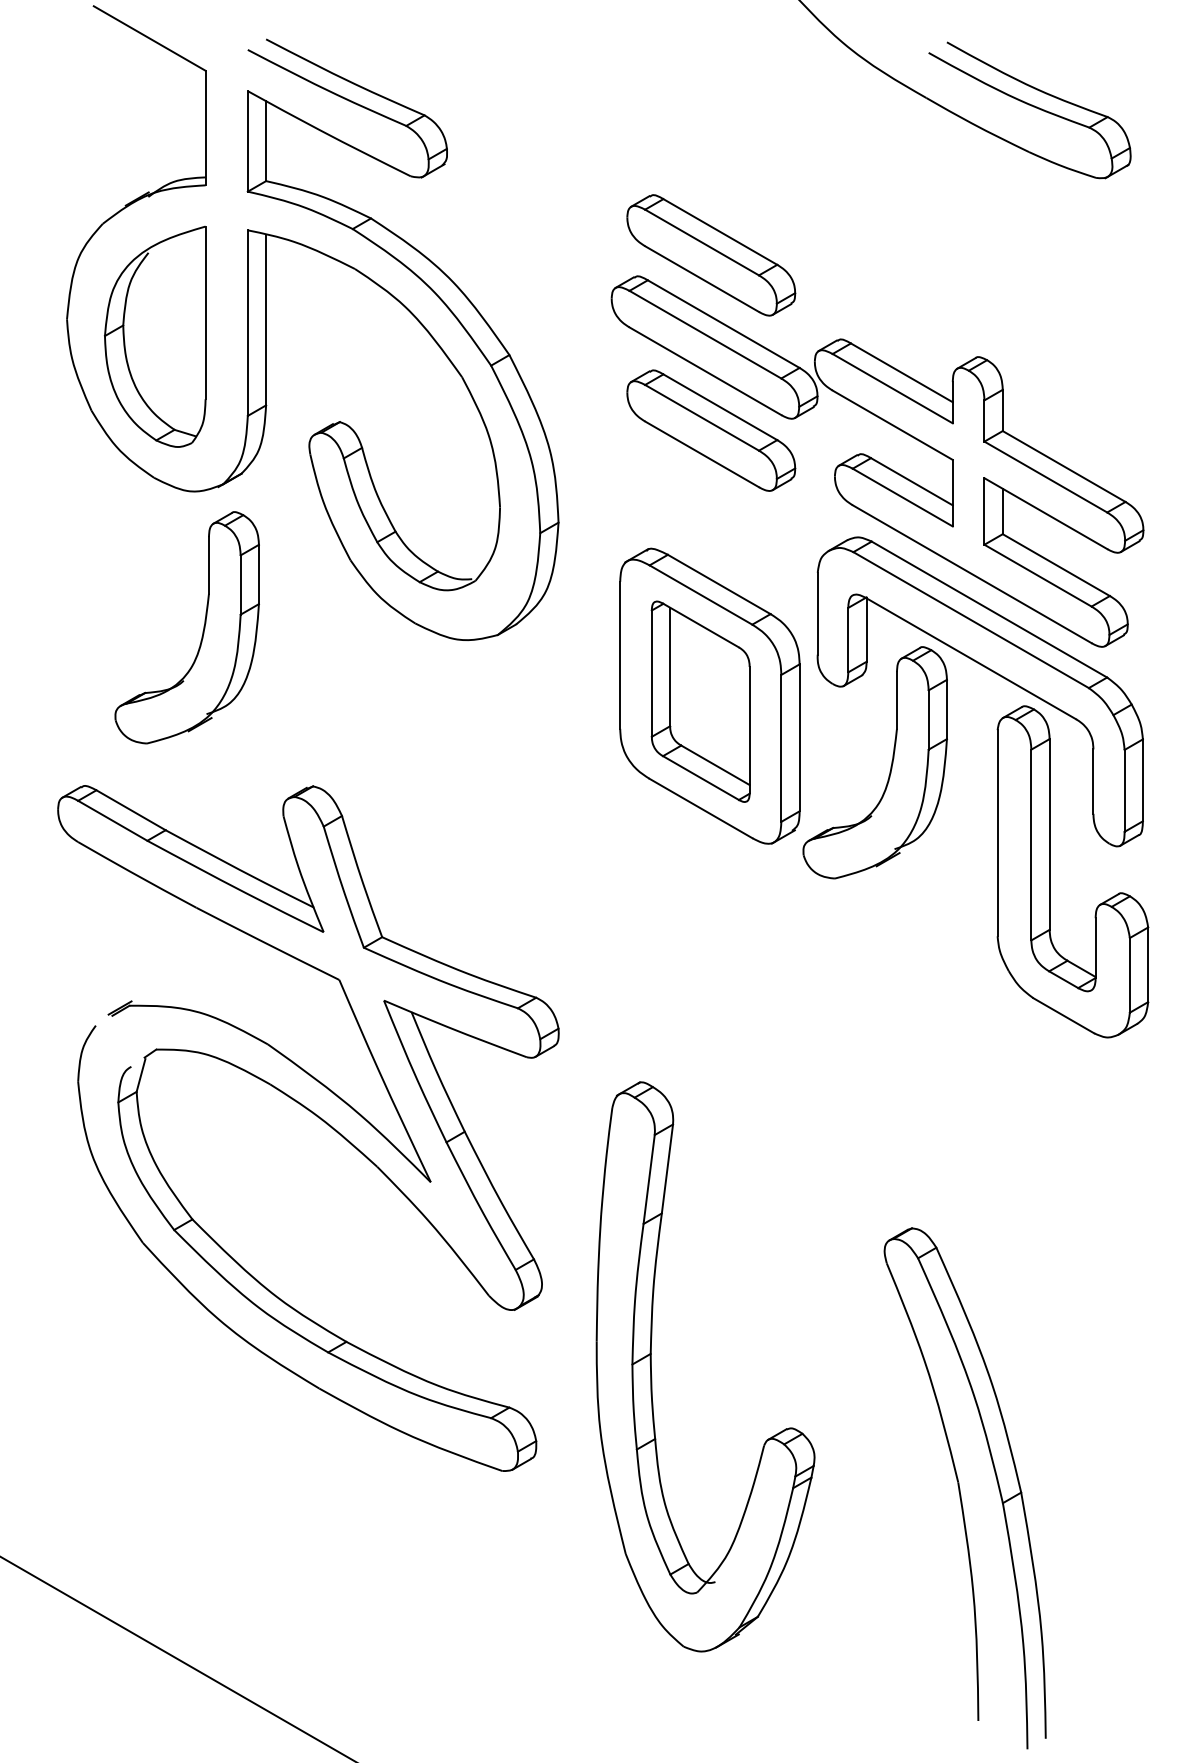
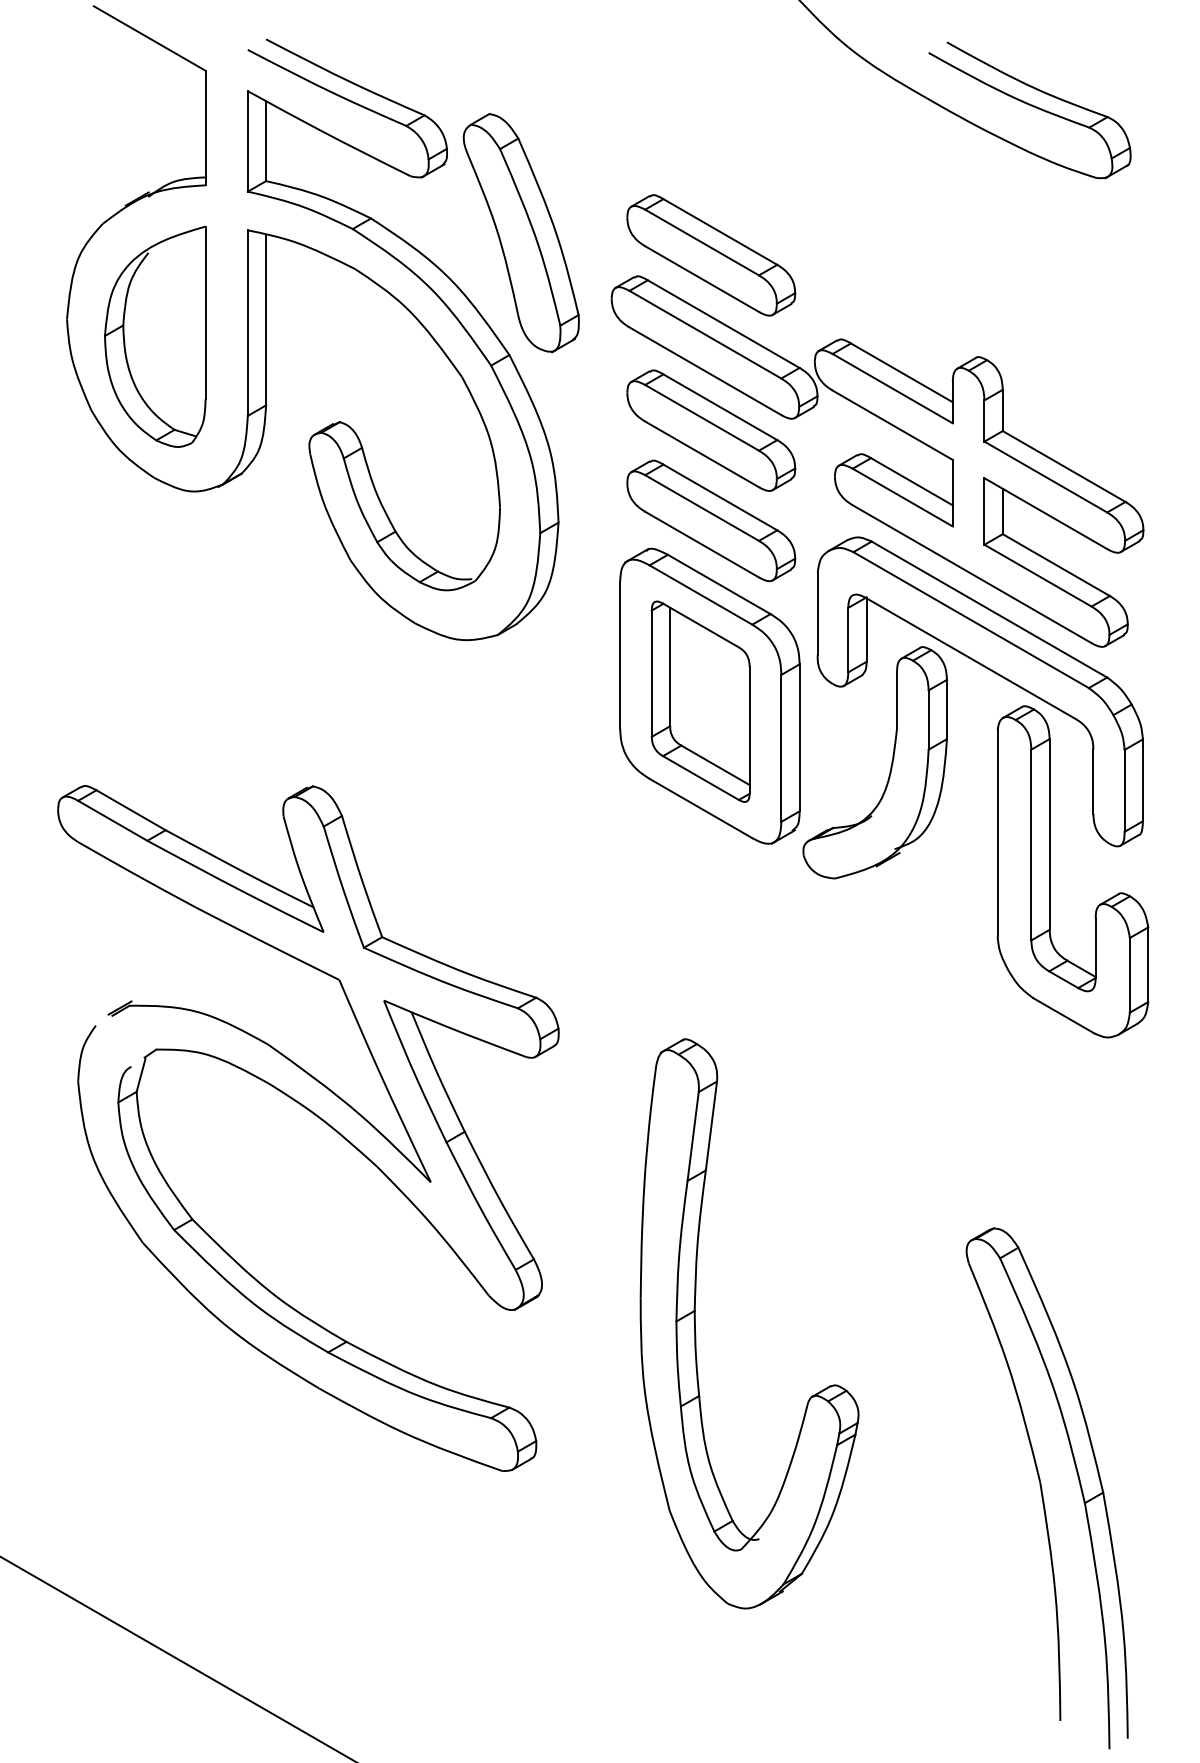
part: none -> present (520, 233)
part: none -> present (711, 520)
part: present -> none (202, 631)
part position: (651, 1366) -> (695, 1323) (695, 1323)
part position: (964, 1488) -> (1046, 1488) (1046, 1488)
